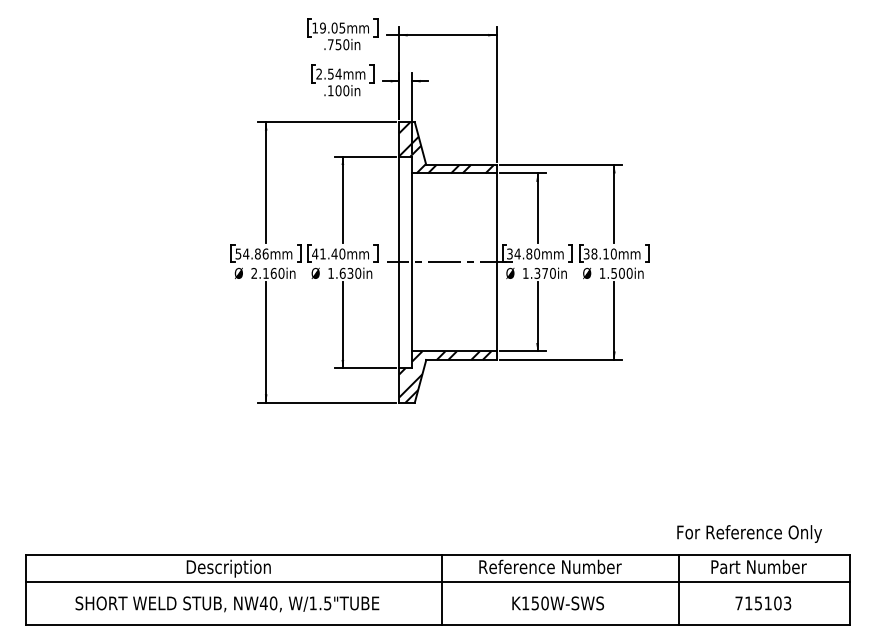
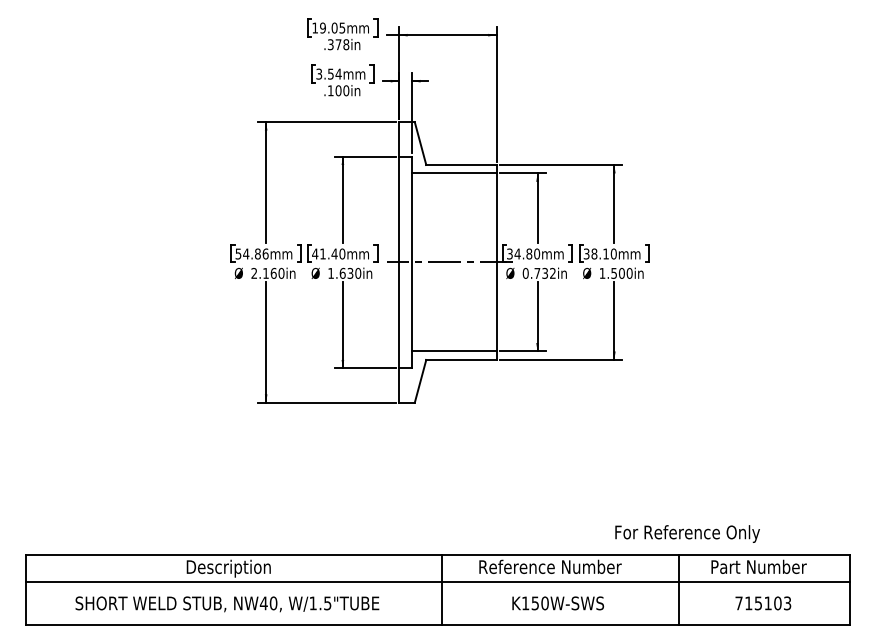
text: .750in -> .378in (338, 44)
text: 2.54mm -> 3.54mm (319, 74)
hatch: present -> none (446, 147)
text: 1.370in -> 0.732in (538, 272)
hatch: present -> none (445, 376)
text position: (749, 533) -> (687, 533) (687, 533)
